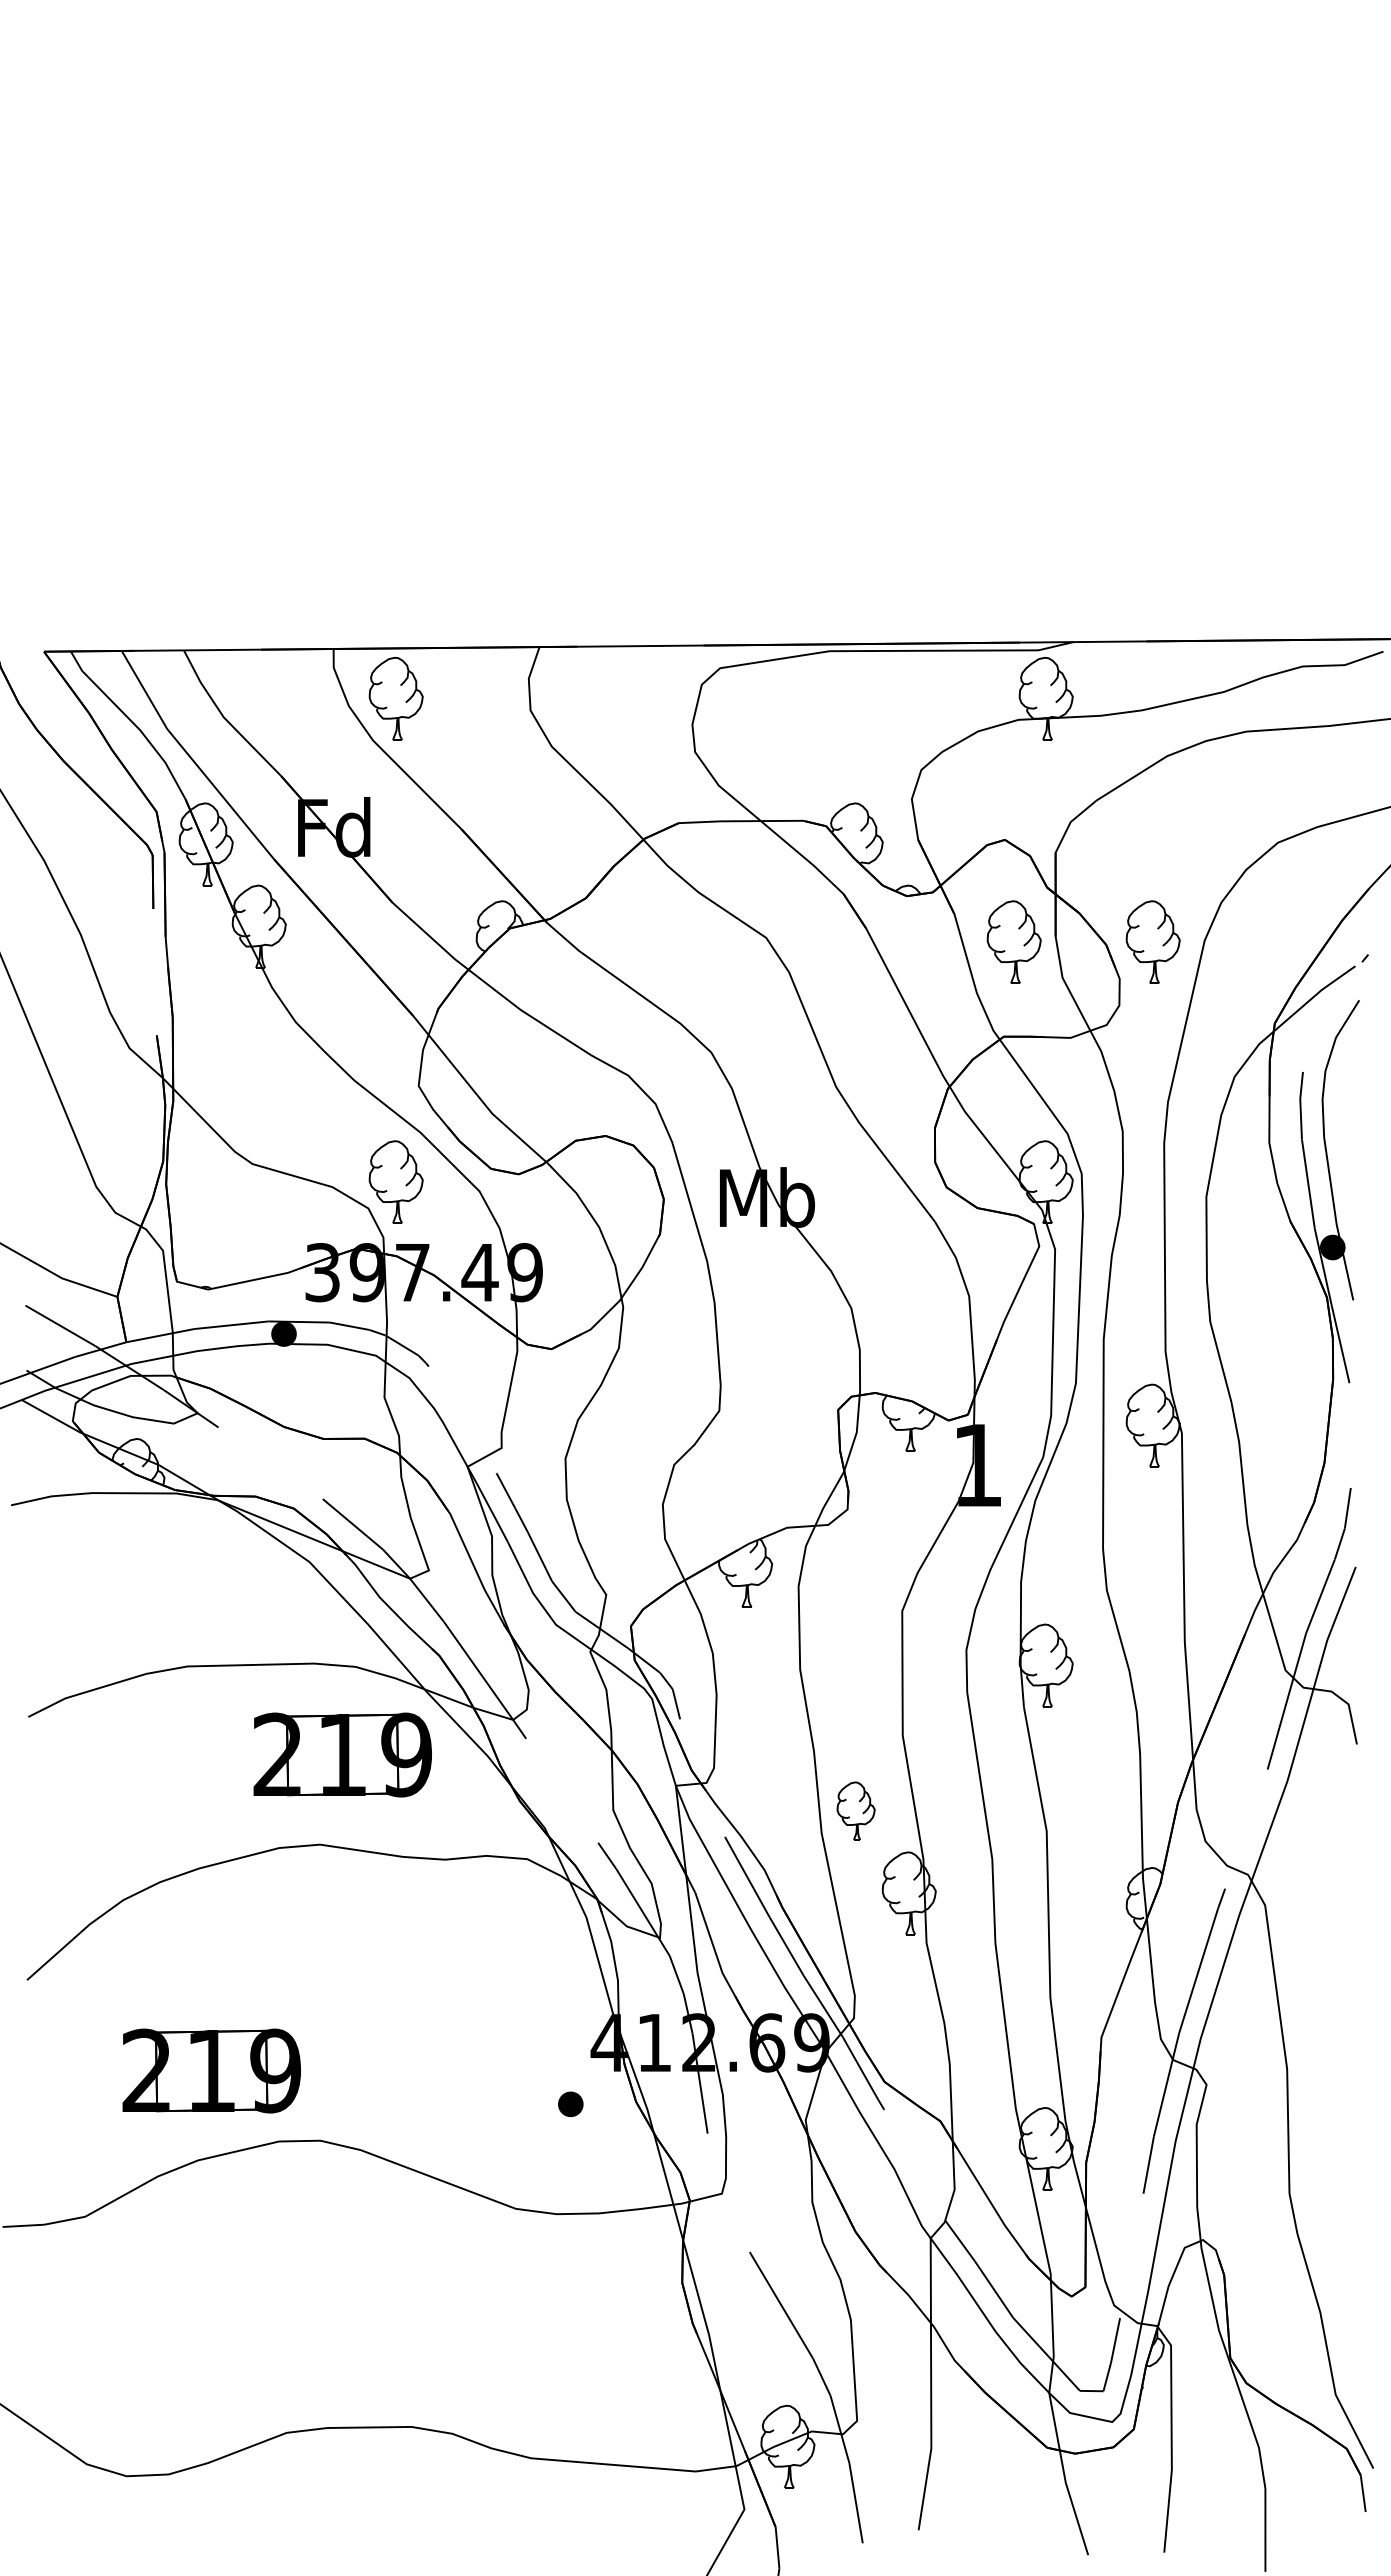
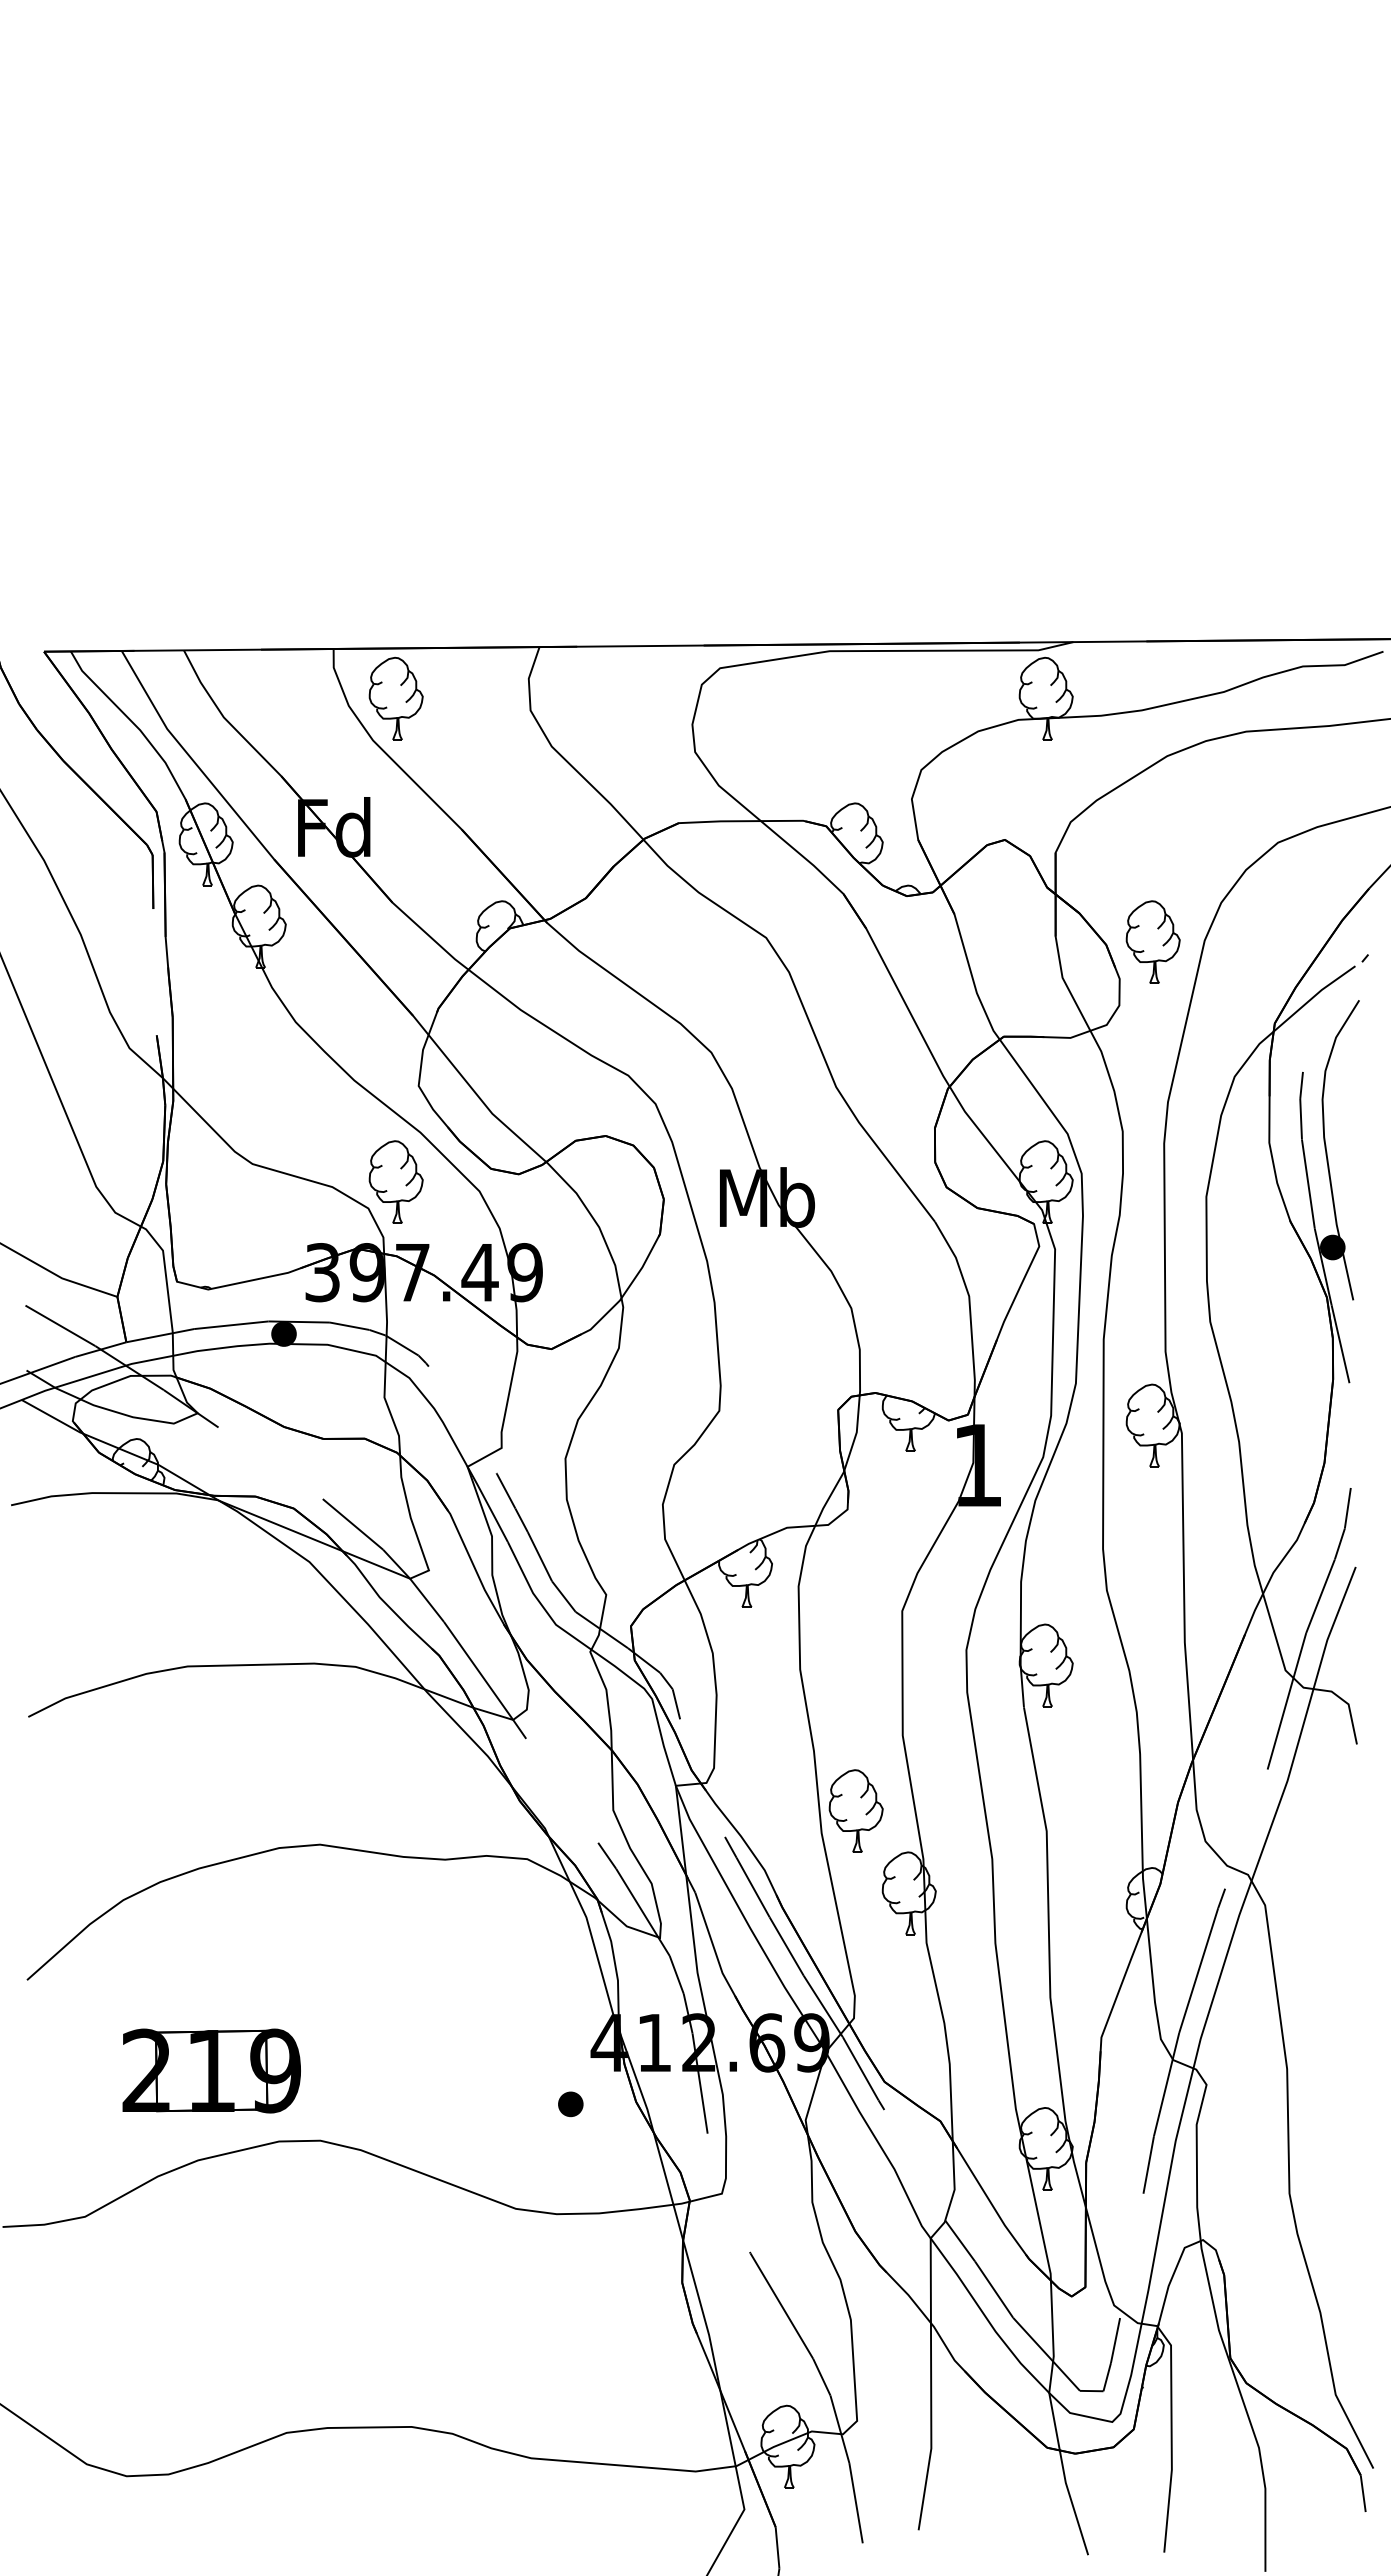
part: present -> none (1013, 941)
part: present -> none (342, 1754)
part size: 40x60 px -> 56x84 px (855, 1810)
